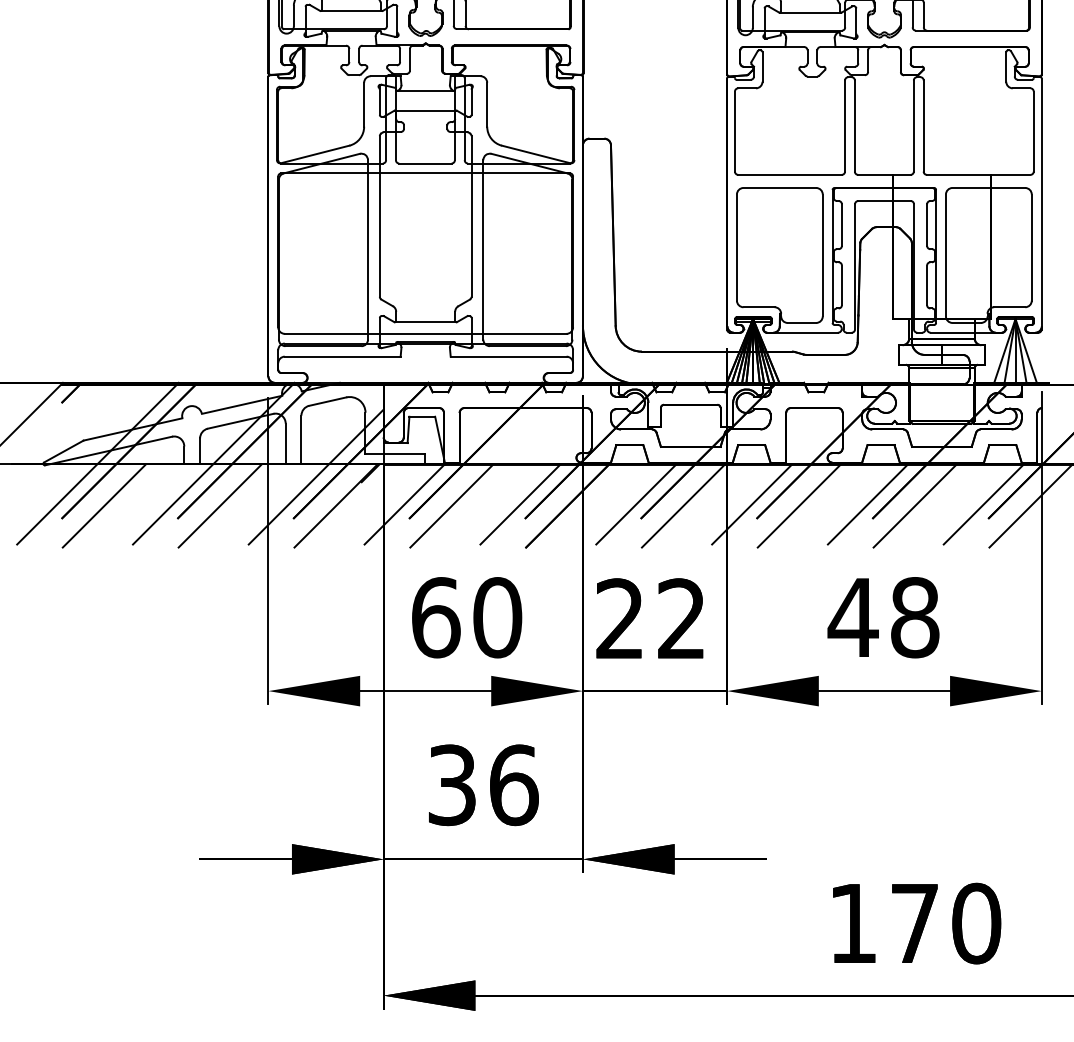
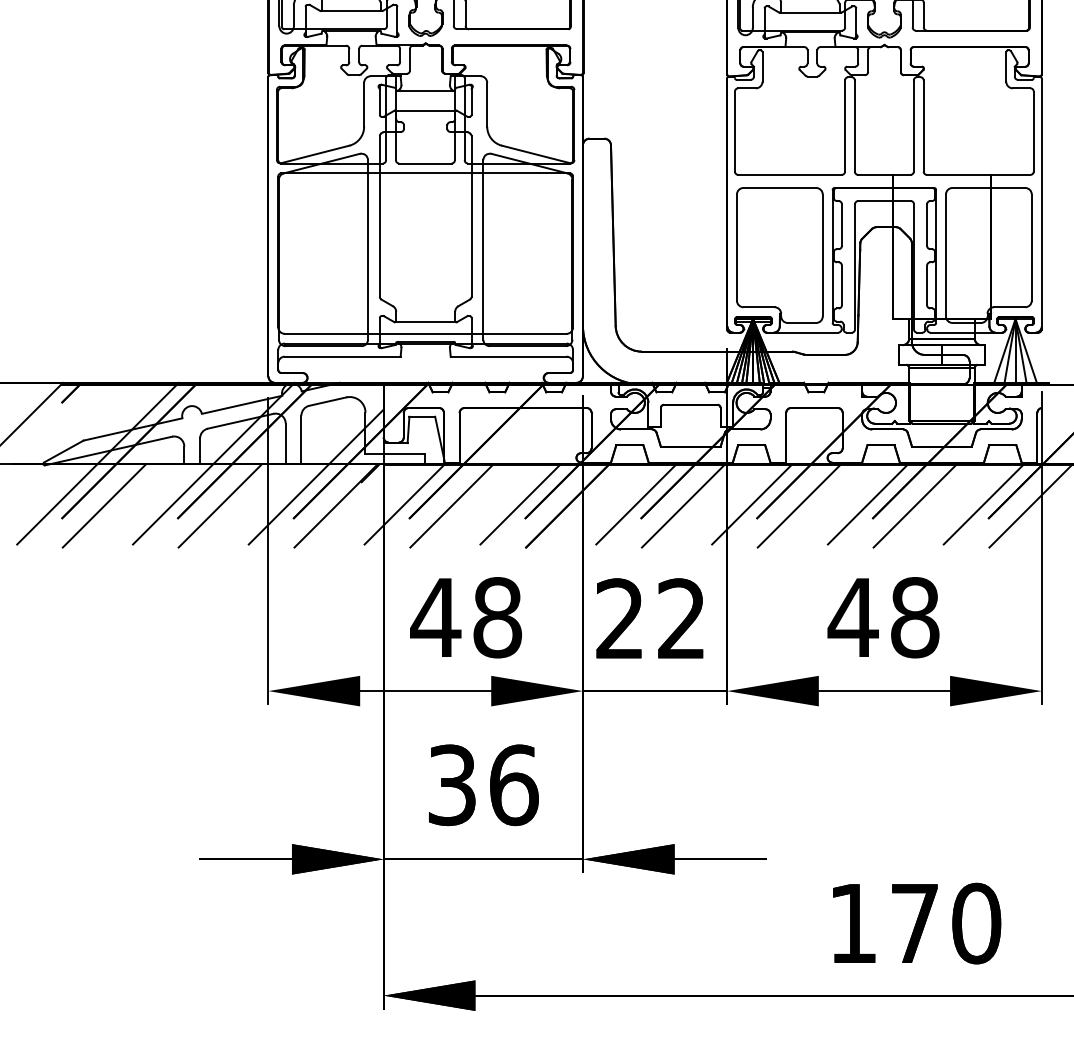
text: 60 -> 48 (466, 617)
